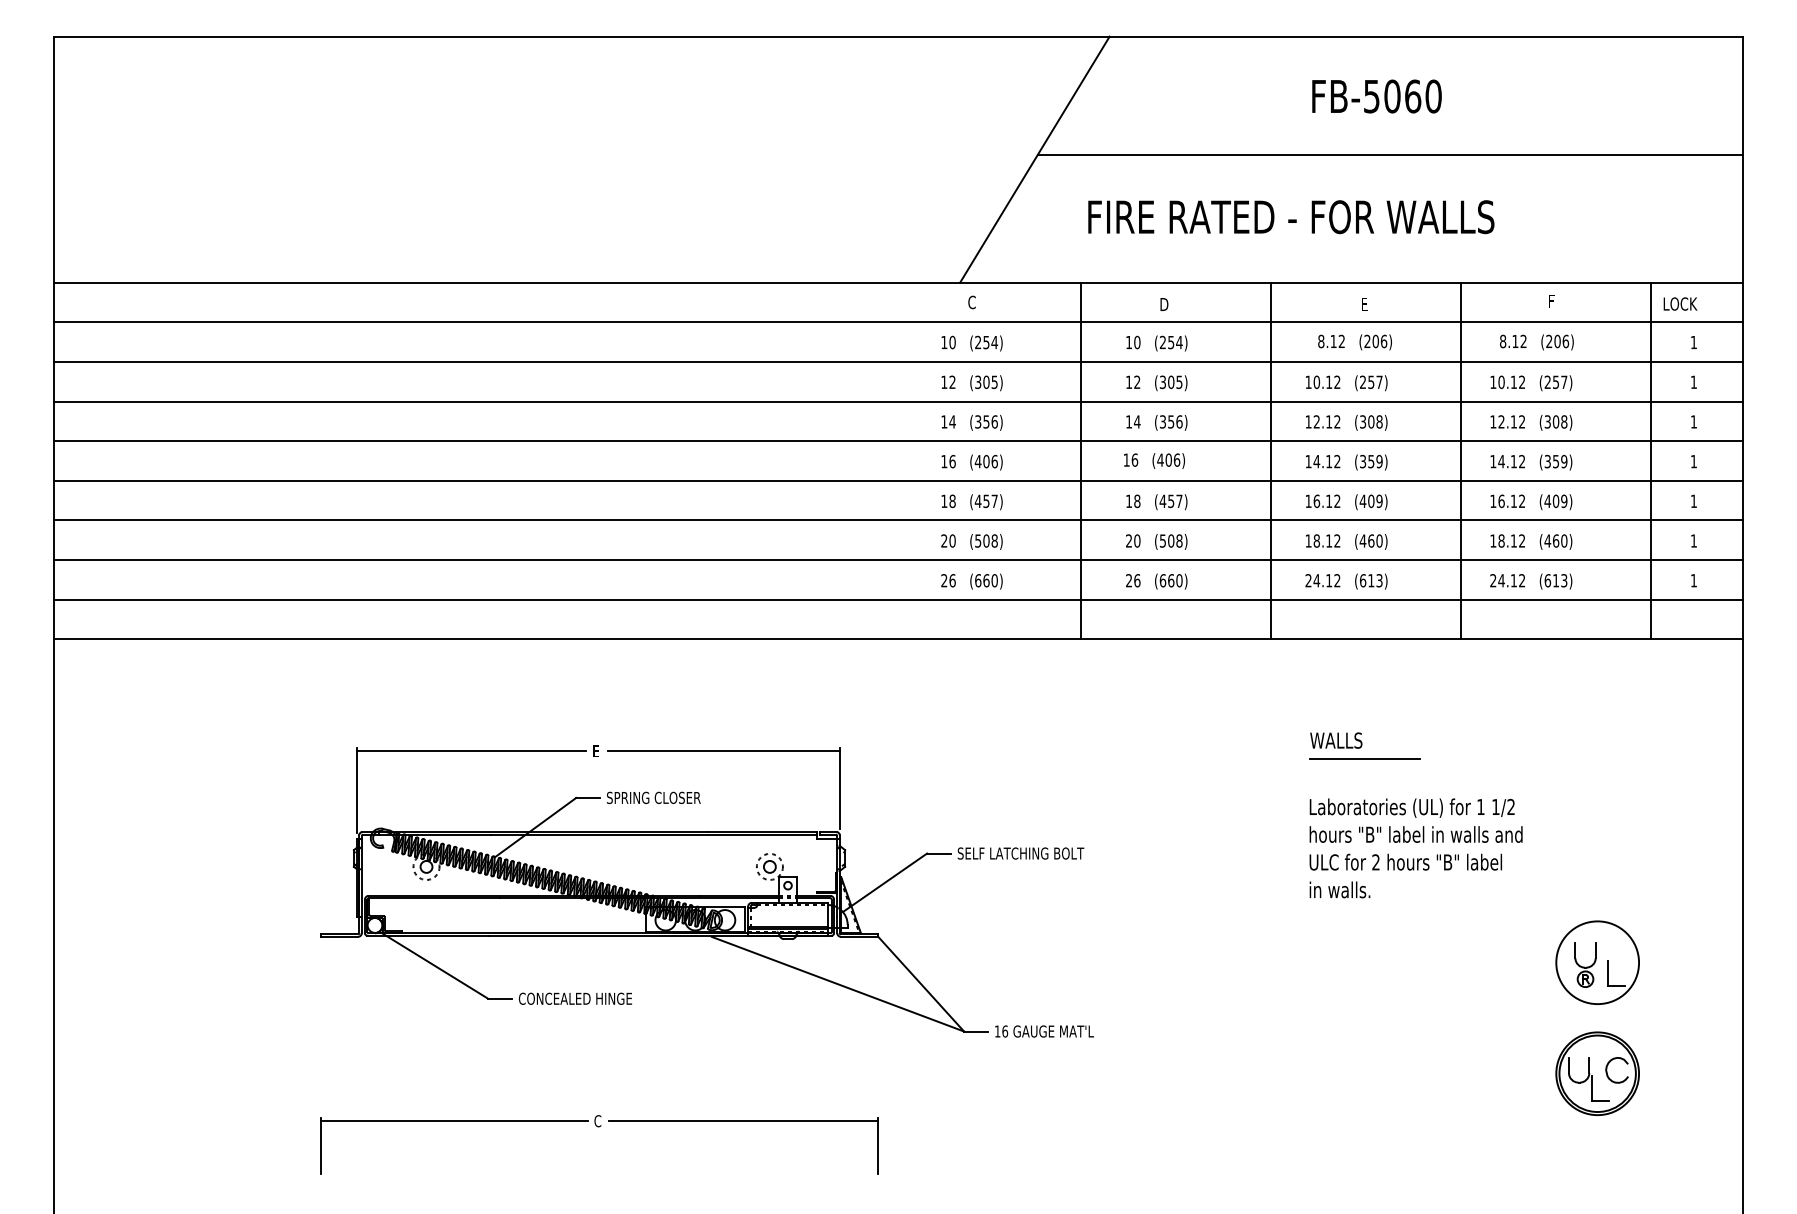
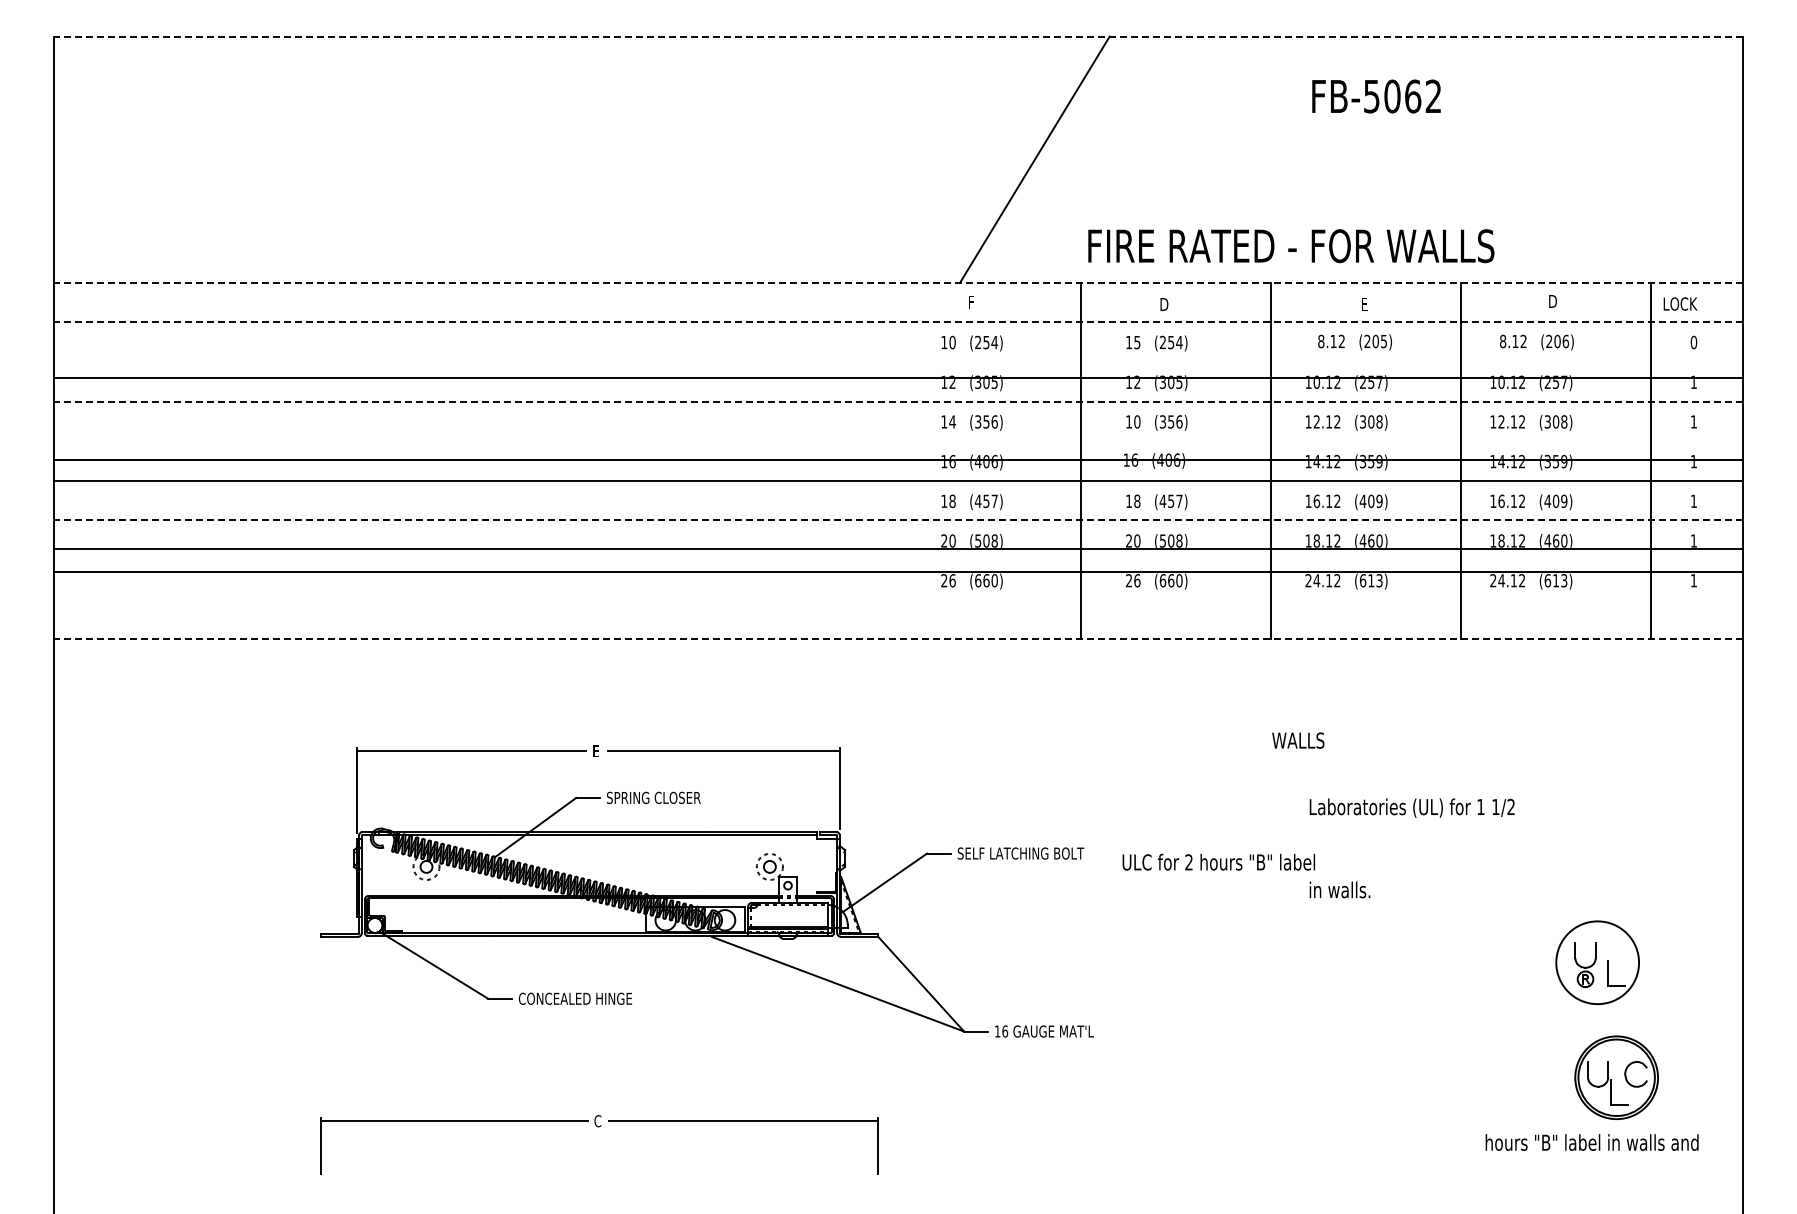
line: solid -> dashed (898, 36)
text: FB-5060 -> FB-5062 (1433, 96)
line: present -> none (1390, 155)
text position: (1291, 217) -> (1291, 246) (1291, 246)
line: solid -> dashed (898, 282)
text: F -> D (1552, 300)
text: C -> F (971, 302)
line: solid -> dashed (898, 322)
text: (206) -> (205) (1383, 341)
text: 10 -> 15 (1137, 342)
text: 1 -> 0 (1693, 342)
line position: (898, 362) -> (898, 378) (898, 378)
line: solid -> dashed (898, 401)
text: 14 -> 10 (1136, 421)
line position: (898, 441) -> (898, 460) (898, 460)
line: solid -> dashed (898, 520)
line position: (898, 559) -> (898, 548) (898, 548)
line position: (898, 599) -> (898, 571) (898, 571)
line: solid -> dashed (898, 639)
text position: (1336, 740) -> (1298, 740) (1298, 740)
line: present -> none (1364, 758)
text position: (1415, 834) -> (1591, 1142) (1591, 1142)
text position: (1405, 861) -> (1218, 861) (1218, 861)
part position: (1597, 1073) -> (1616, 1077) (1616, 1077)
